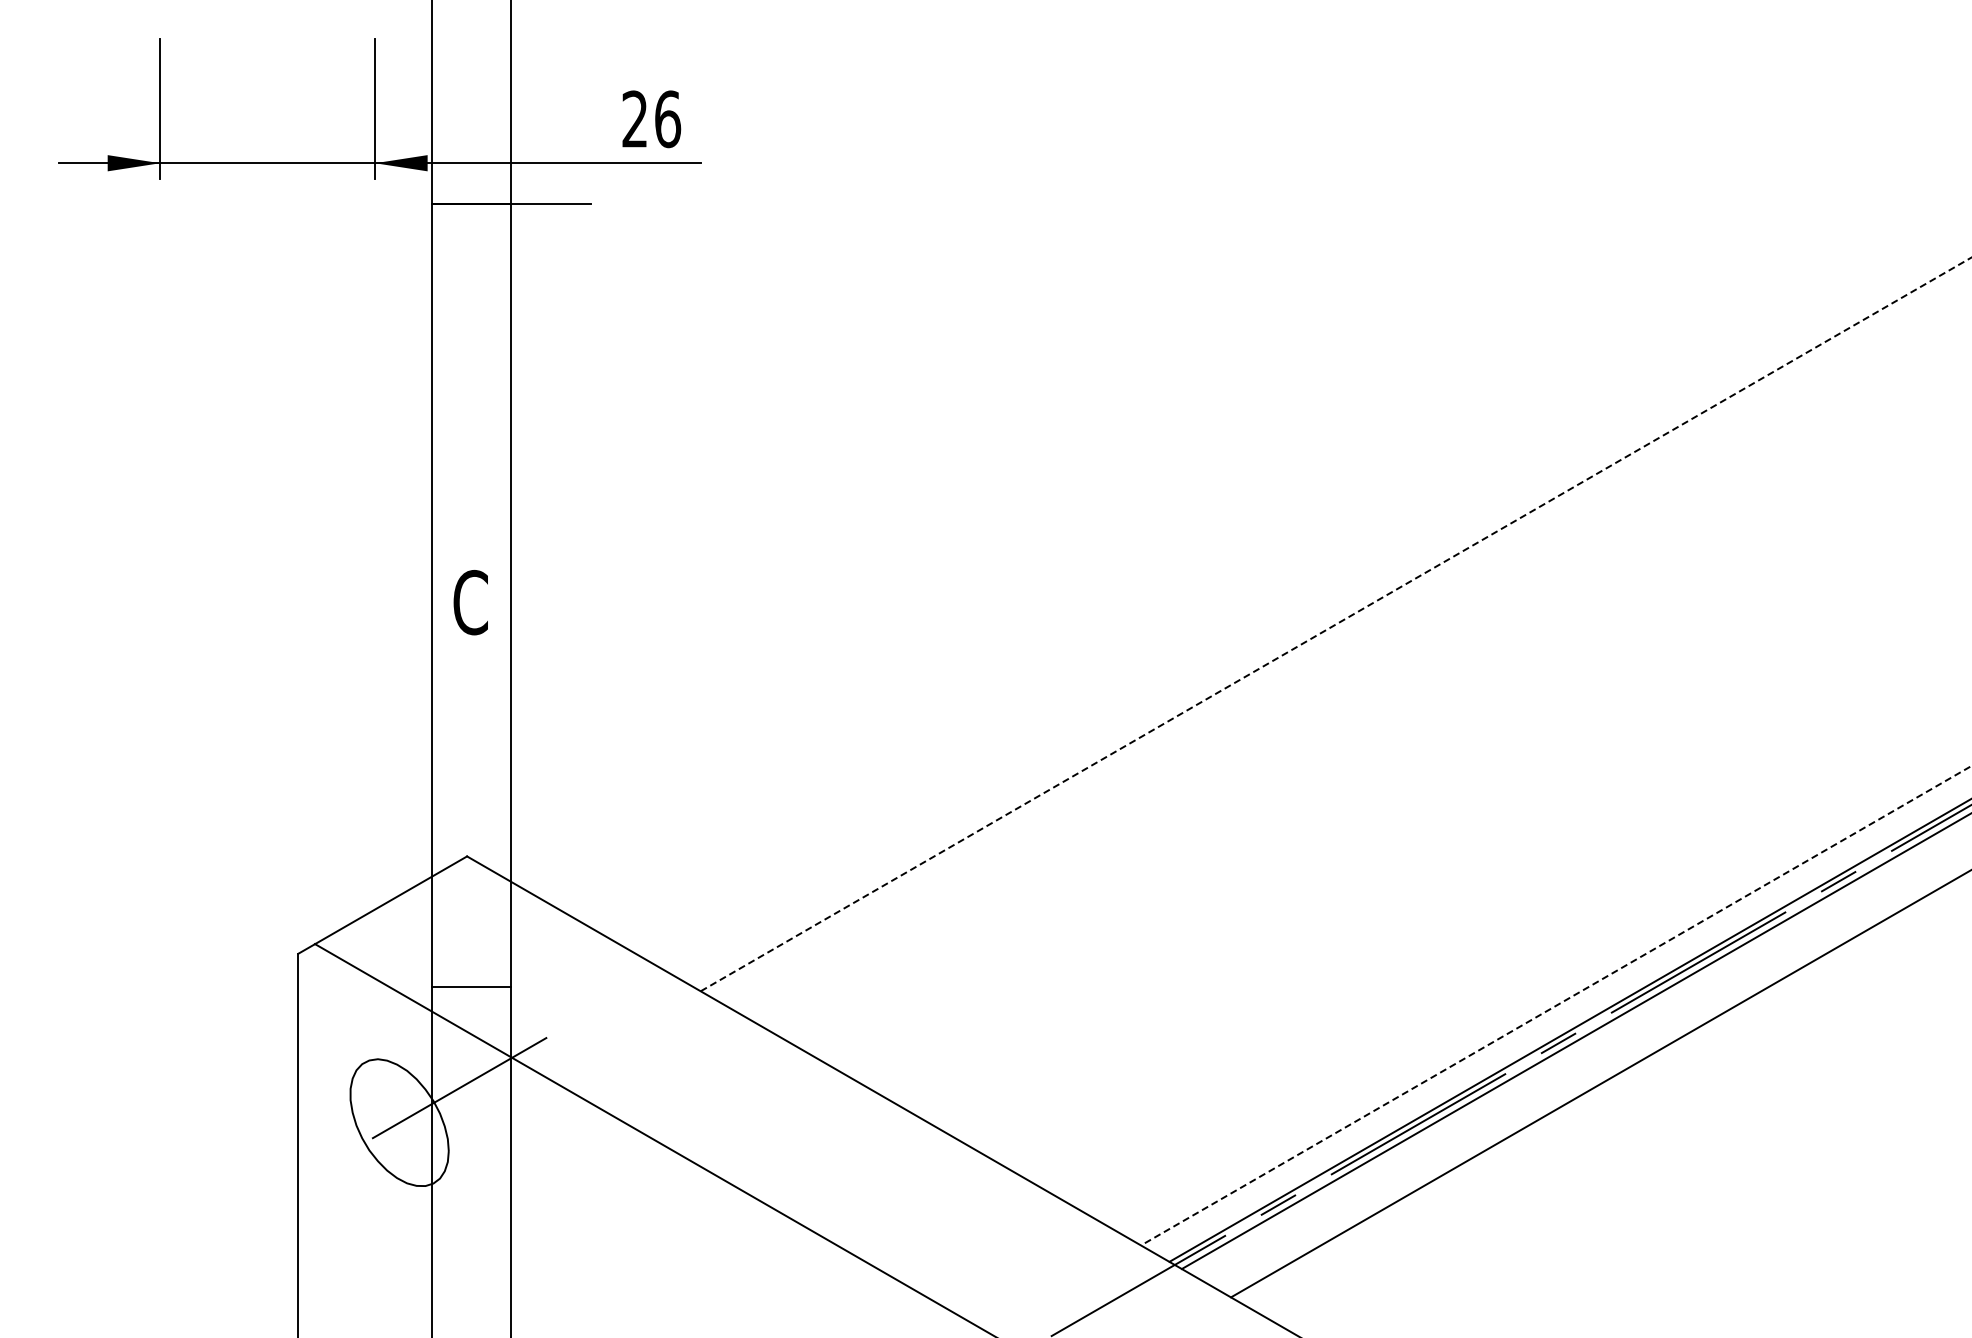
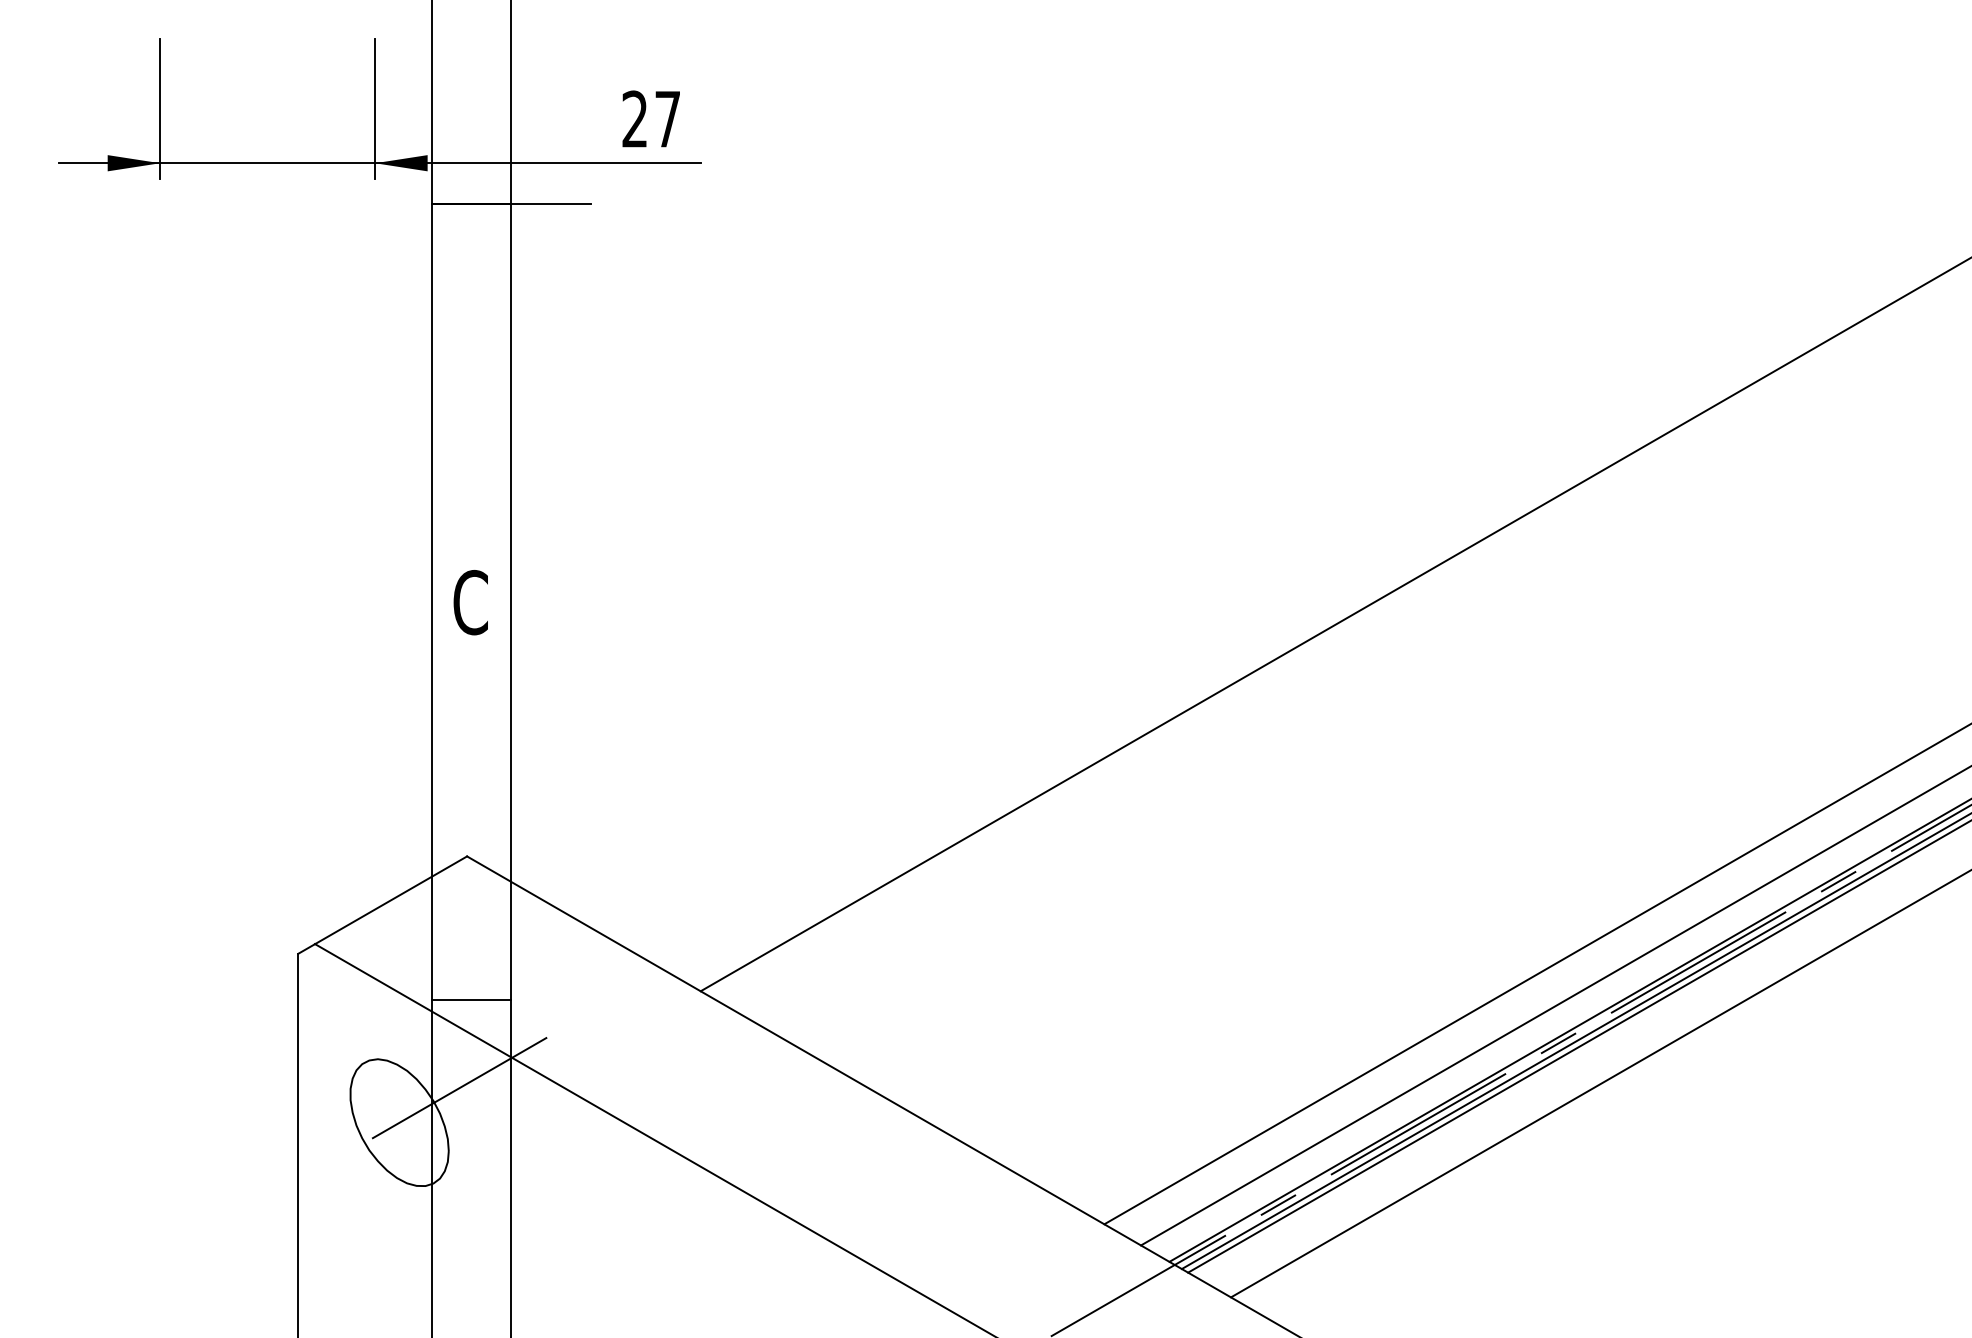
text: 26 -> 27 (668, 119)
line: dashed -> solid (1336, 624)
line: none -> present (1536, 974)
line position: (471, 987) -> (471, 1000) (471, 1000)
line: dashed -> solid (1555, 1006)
line: none -> present (1578, 1047)
